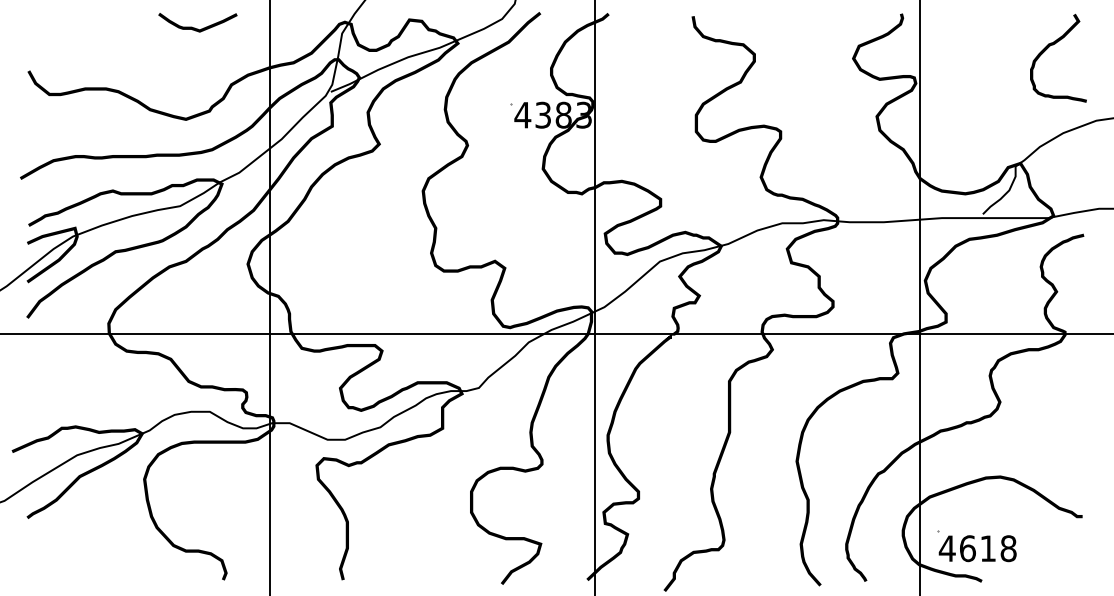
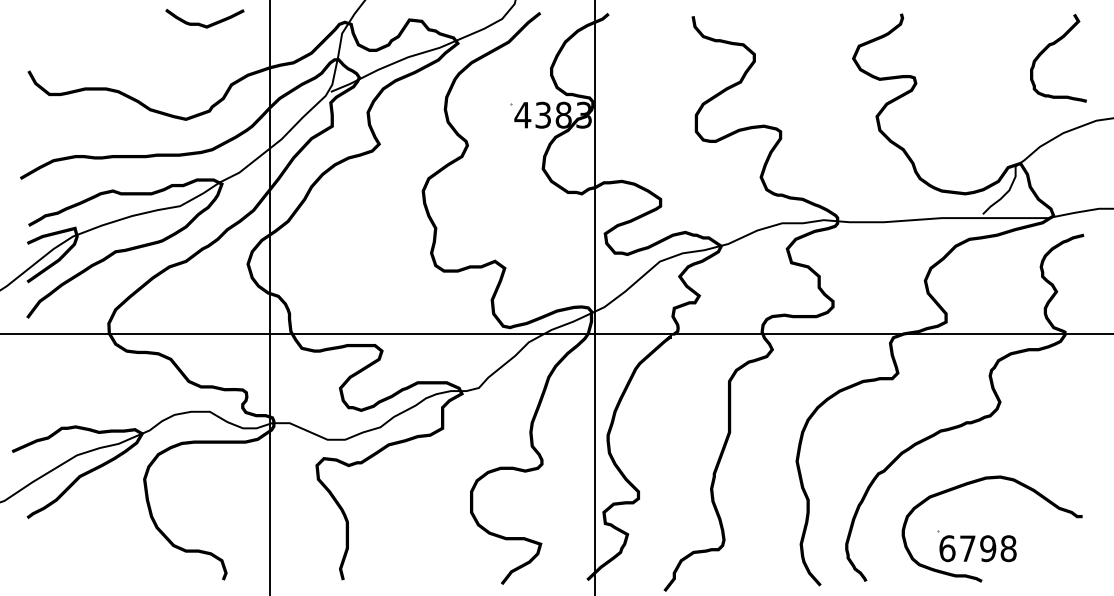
curve position: (194, 27) -> (201, 23) (201, 23)
line: present -> none (920, 297)
text: 4618 -> 6798 (967, 548)
